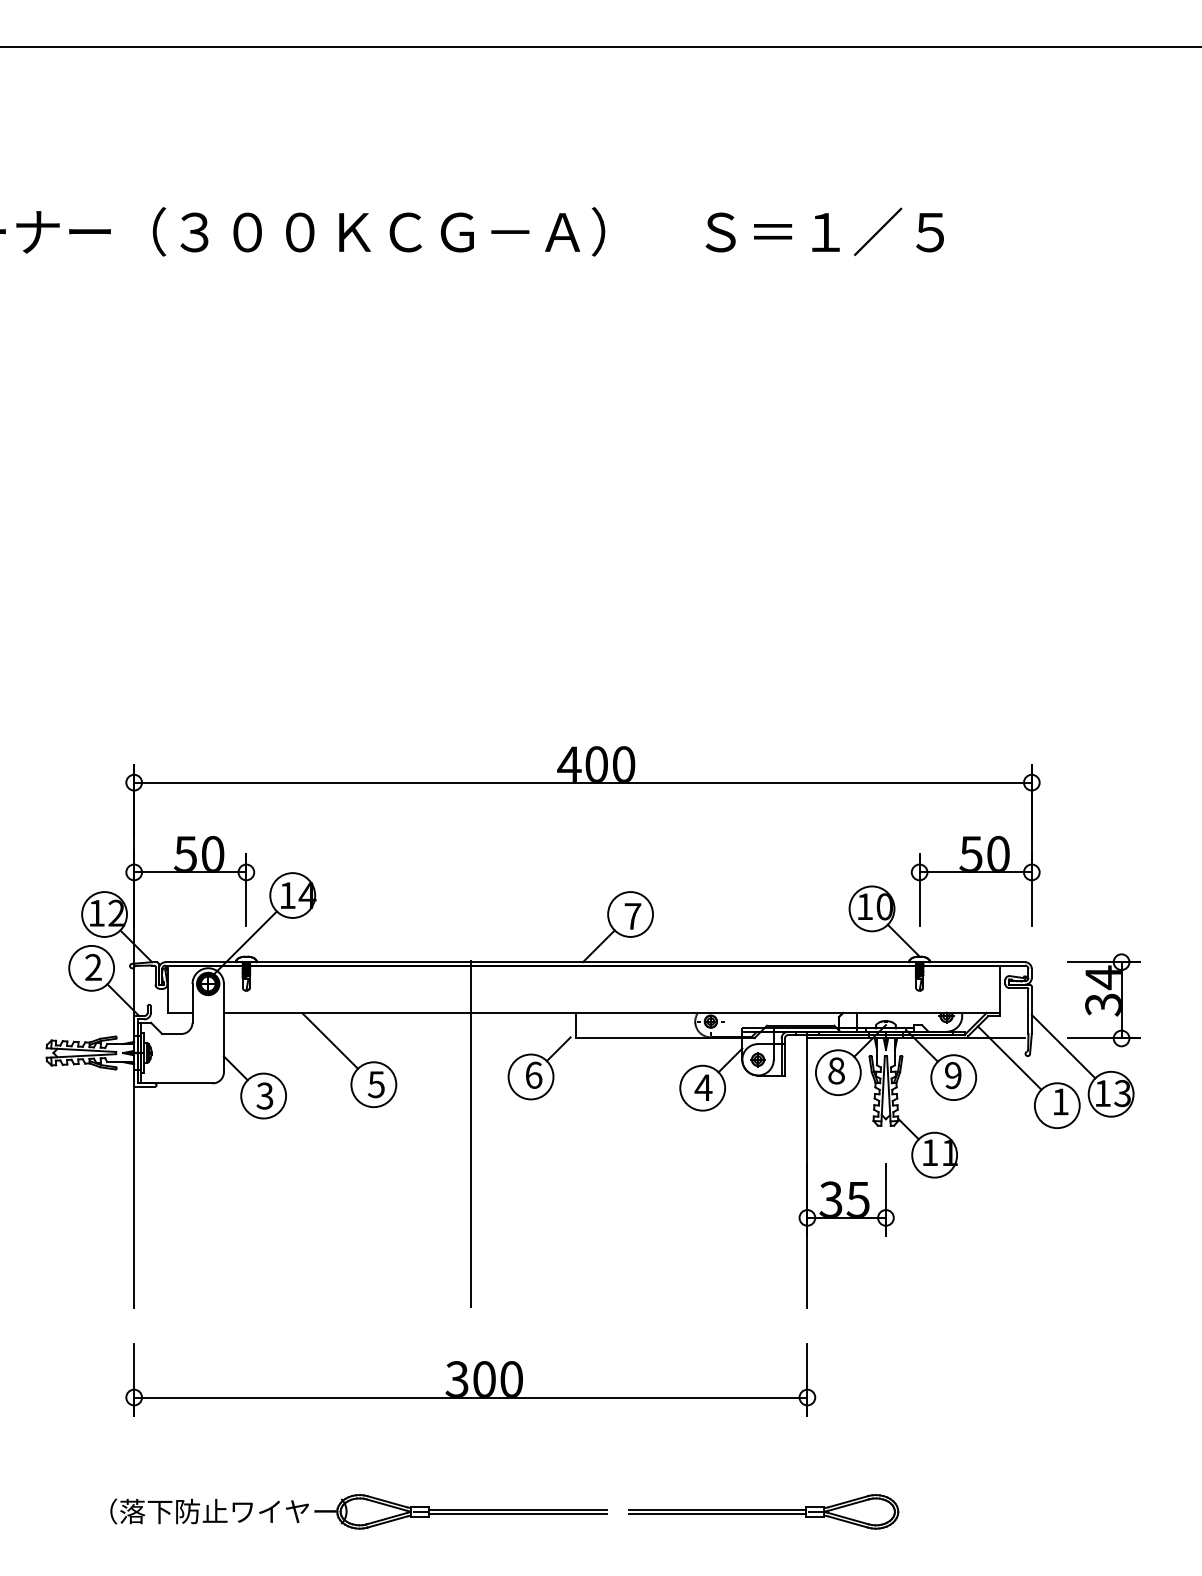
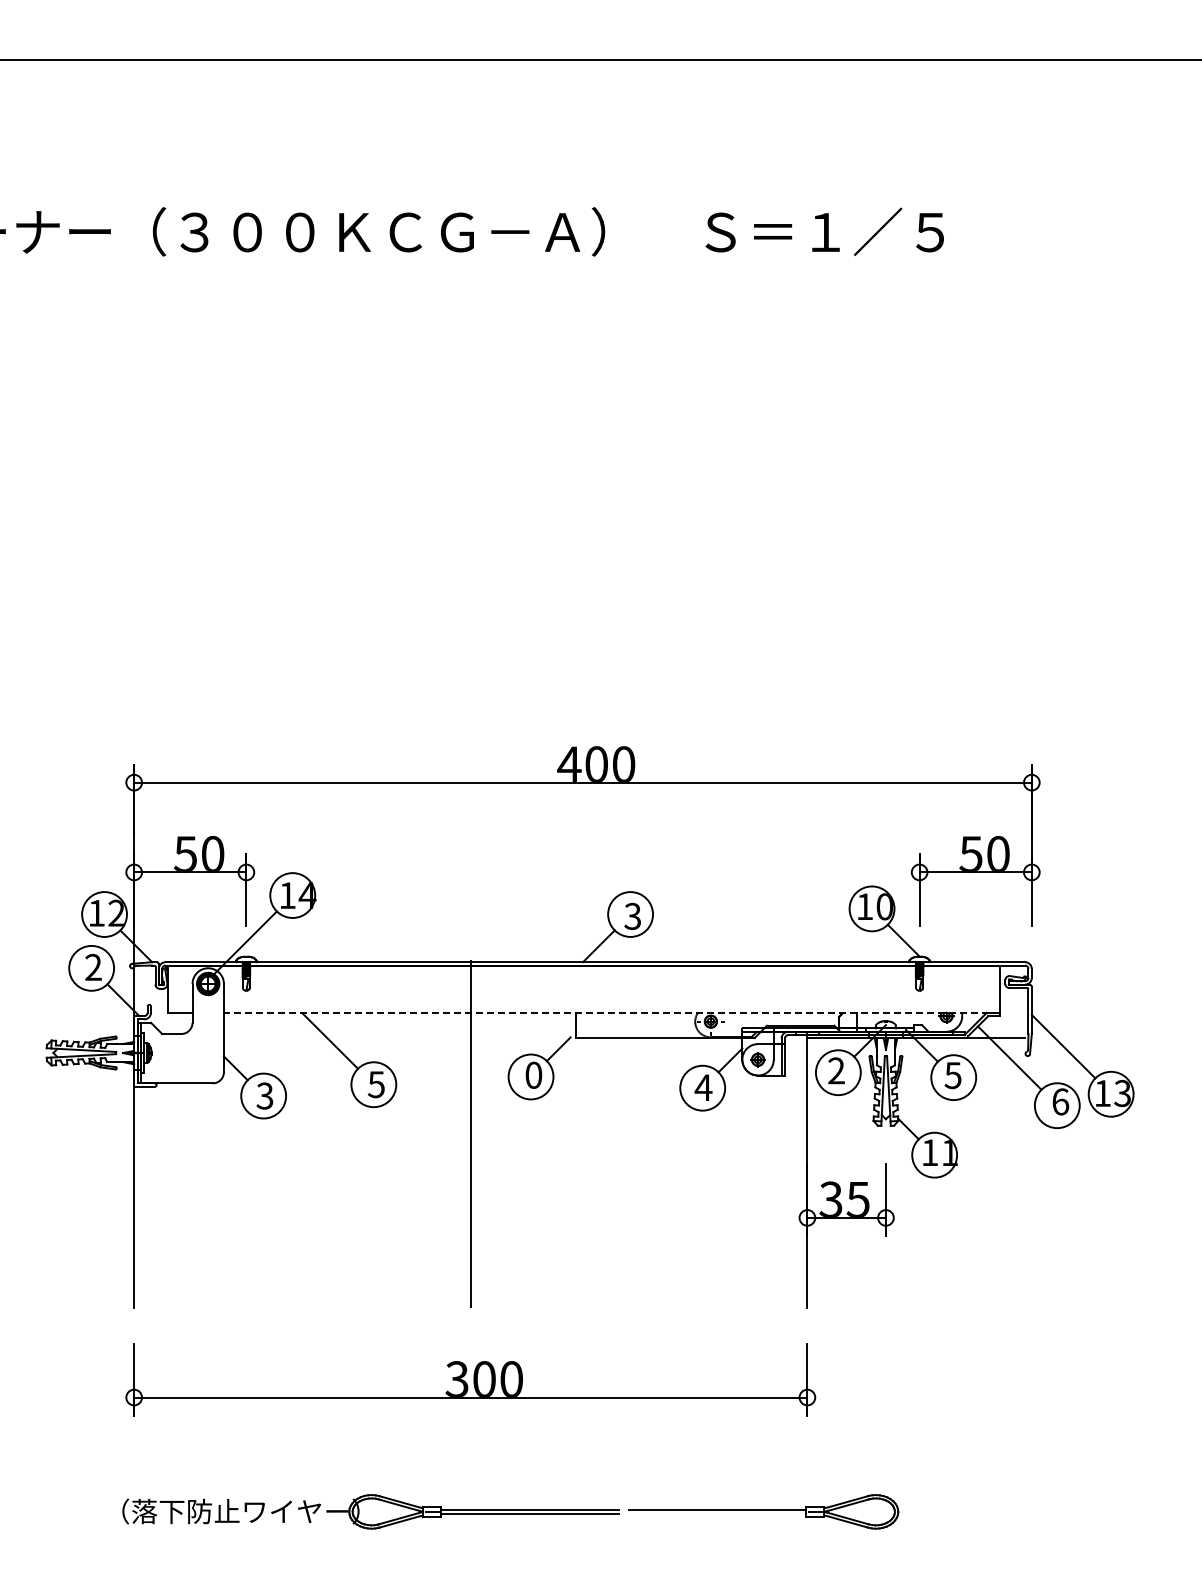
line position: (600, 47) -> (600, 60) (600, 60)
text: 7 -> 3 (632, 916)
part: present -> none (1103, 1000)
line: solid -> dashed (611, 1012)
text: 8 -> 2 (836, 1070)
text: 6 -> 0 (533, 1074)
text: 9 -> 5 (952, 1075)
text: 1 -> 6 (1060, 1101)
part position: (358, 1511) -> (370, 1511) (370, 1511)
line: present -> none (717, 1513)
